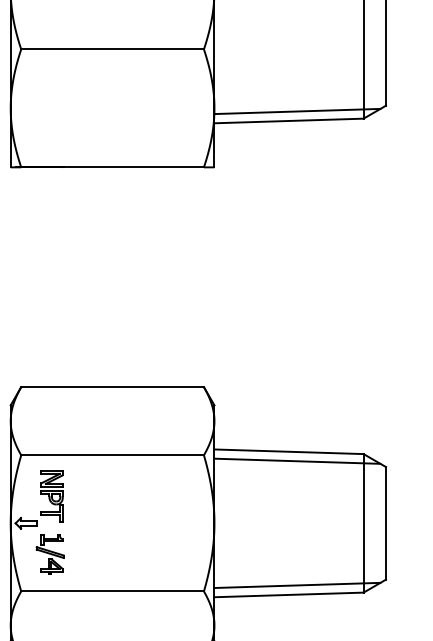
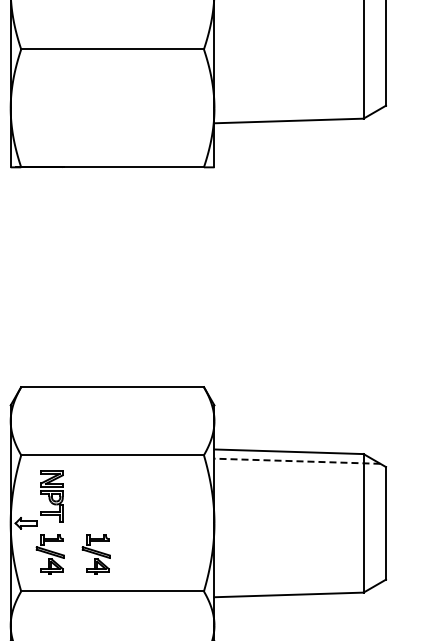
line: present -> none (297, 111)
line: solid -> dashed (296, 461)
part: none -> present (95, 554)
line: present -> none (297, 585)
